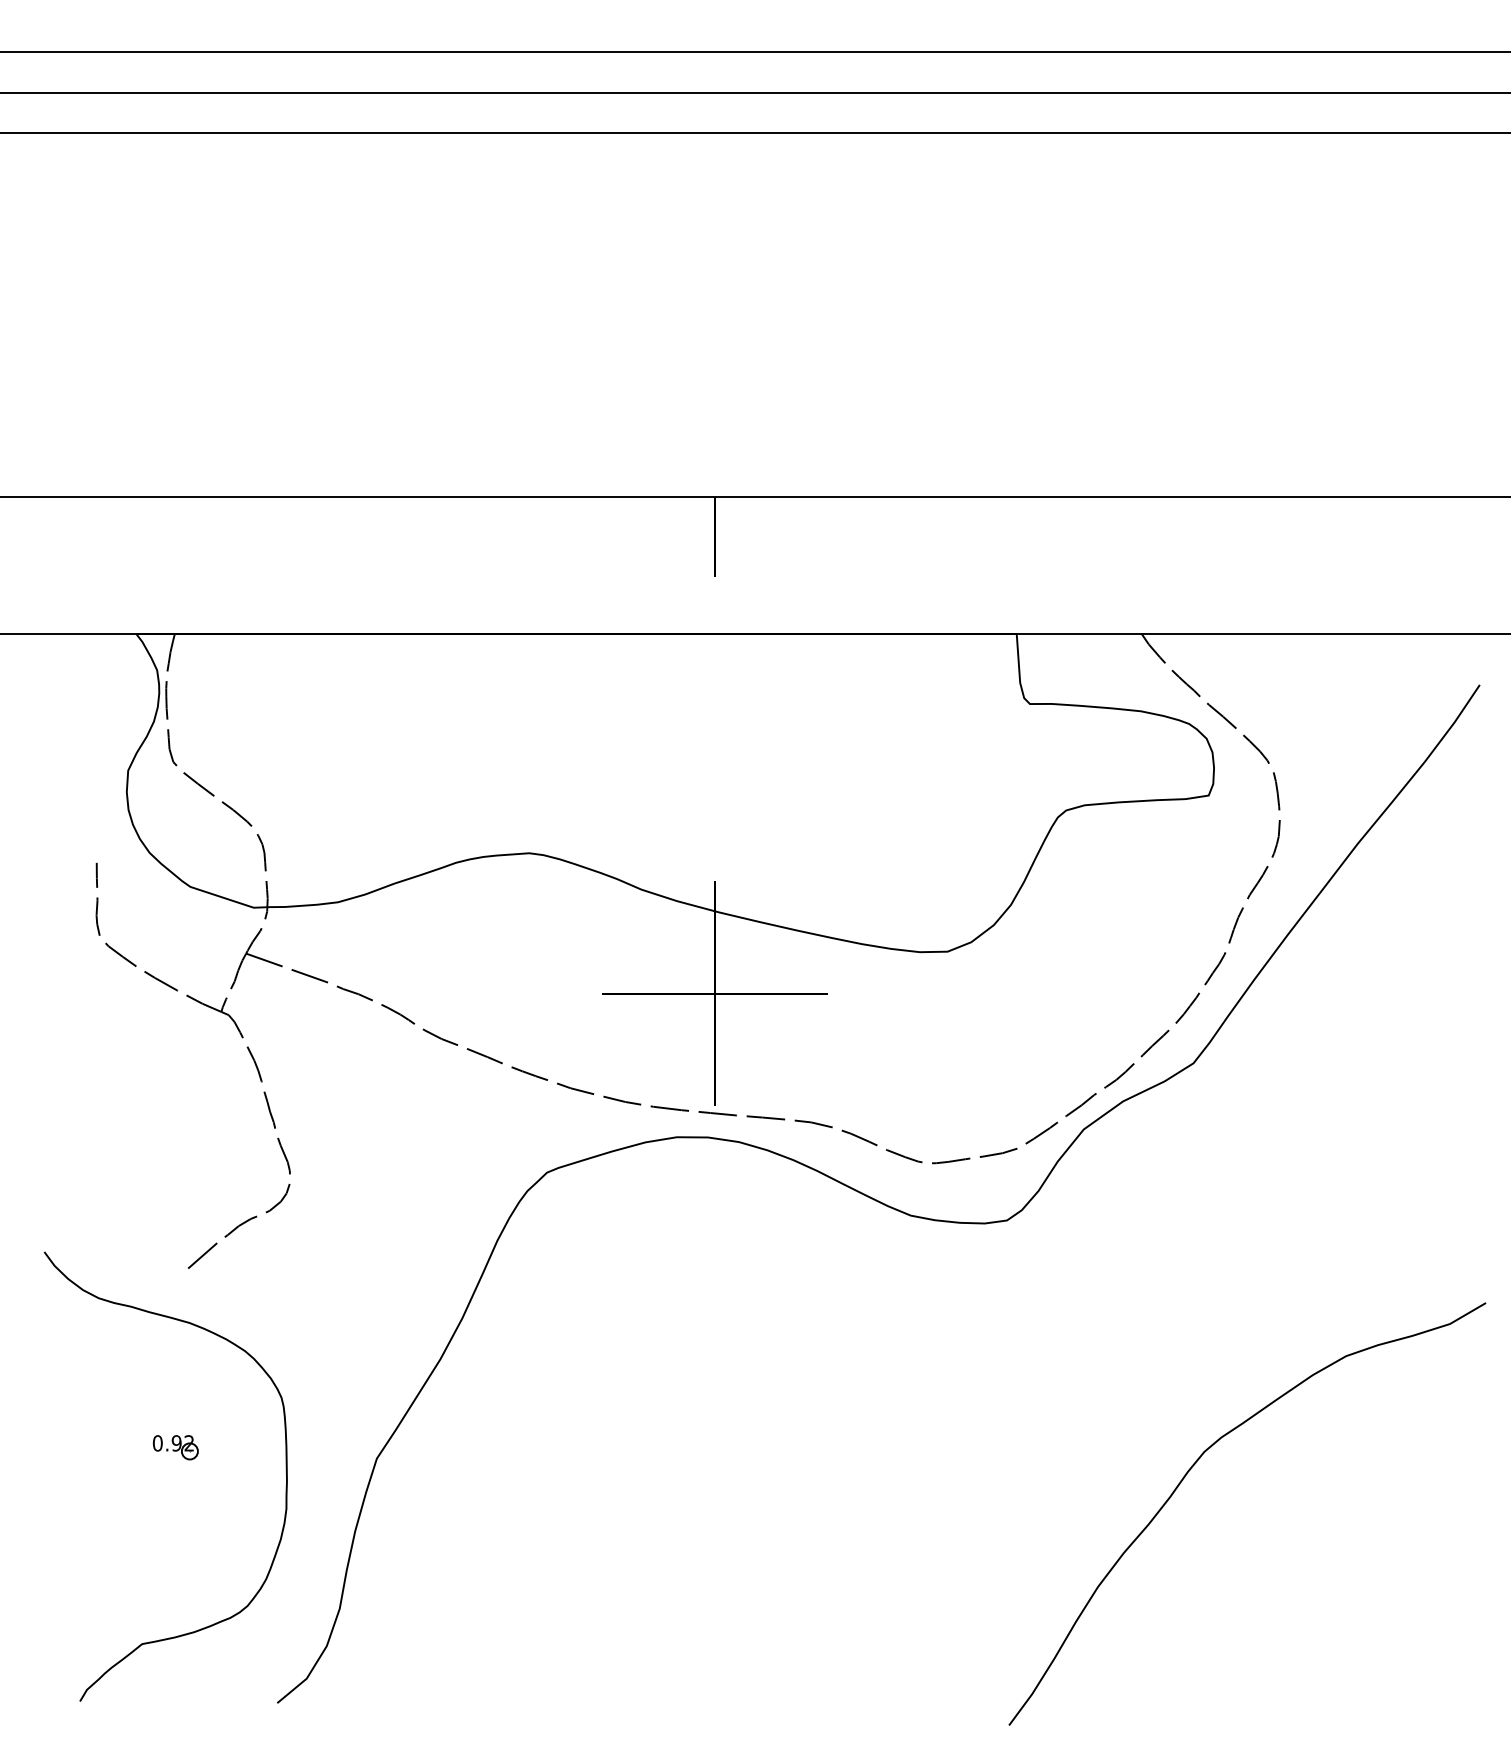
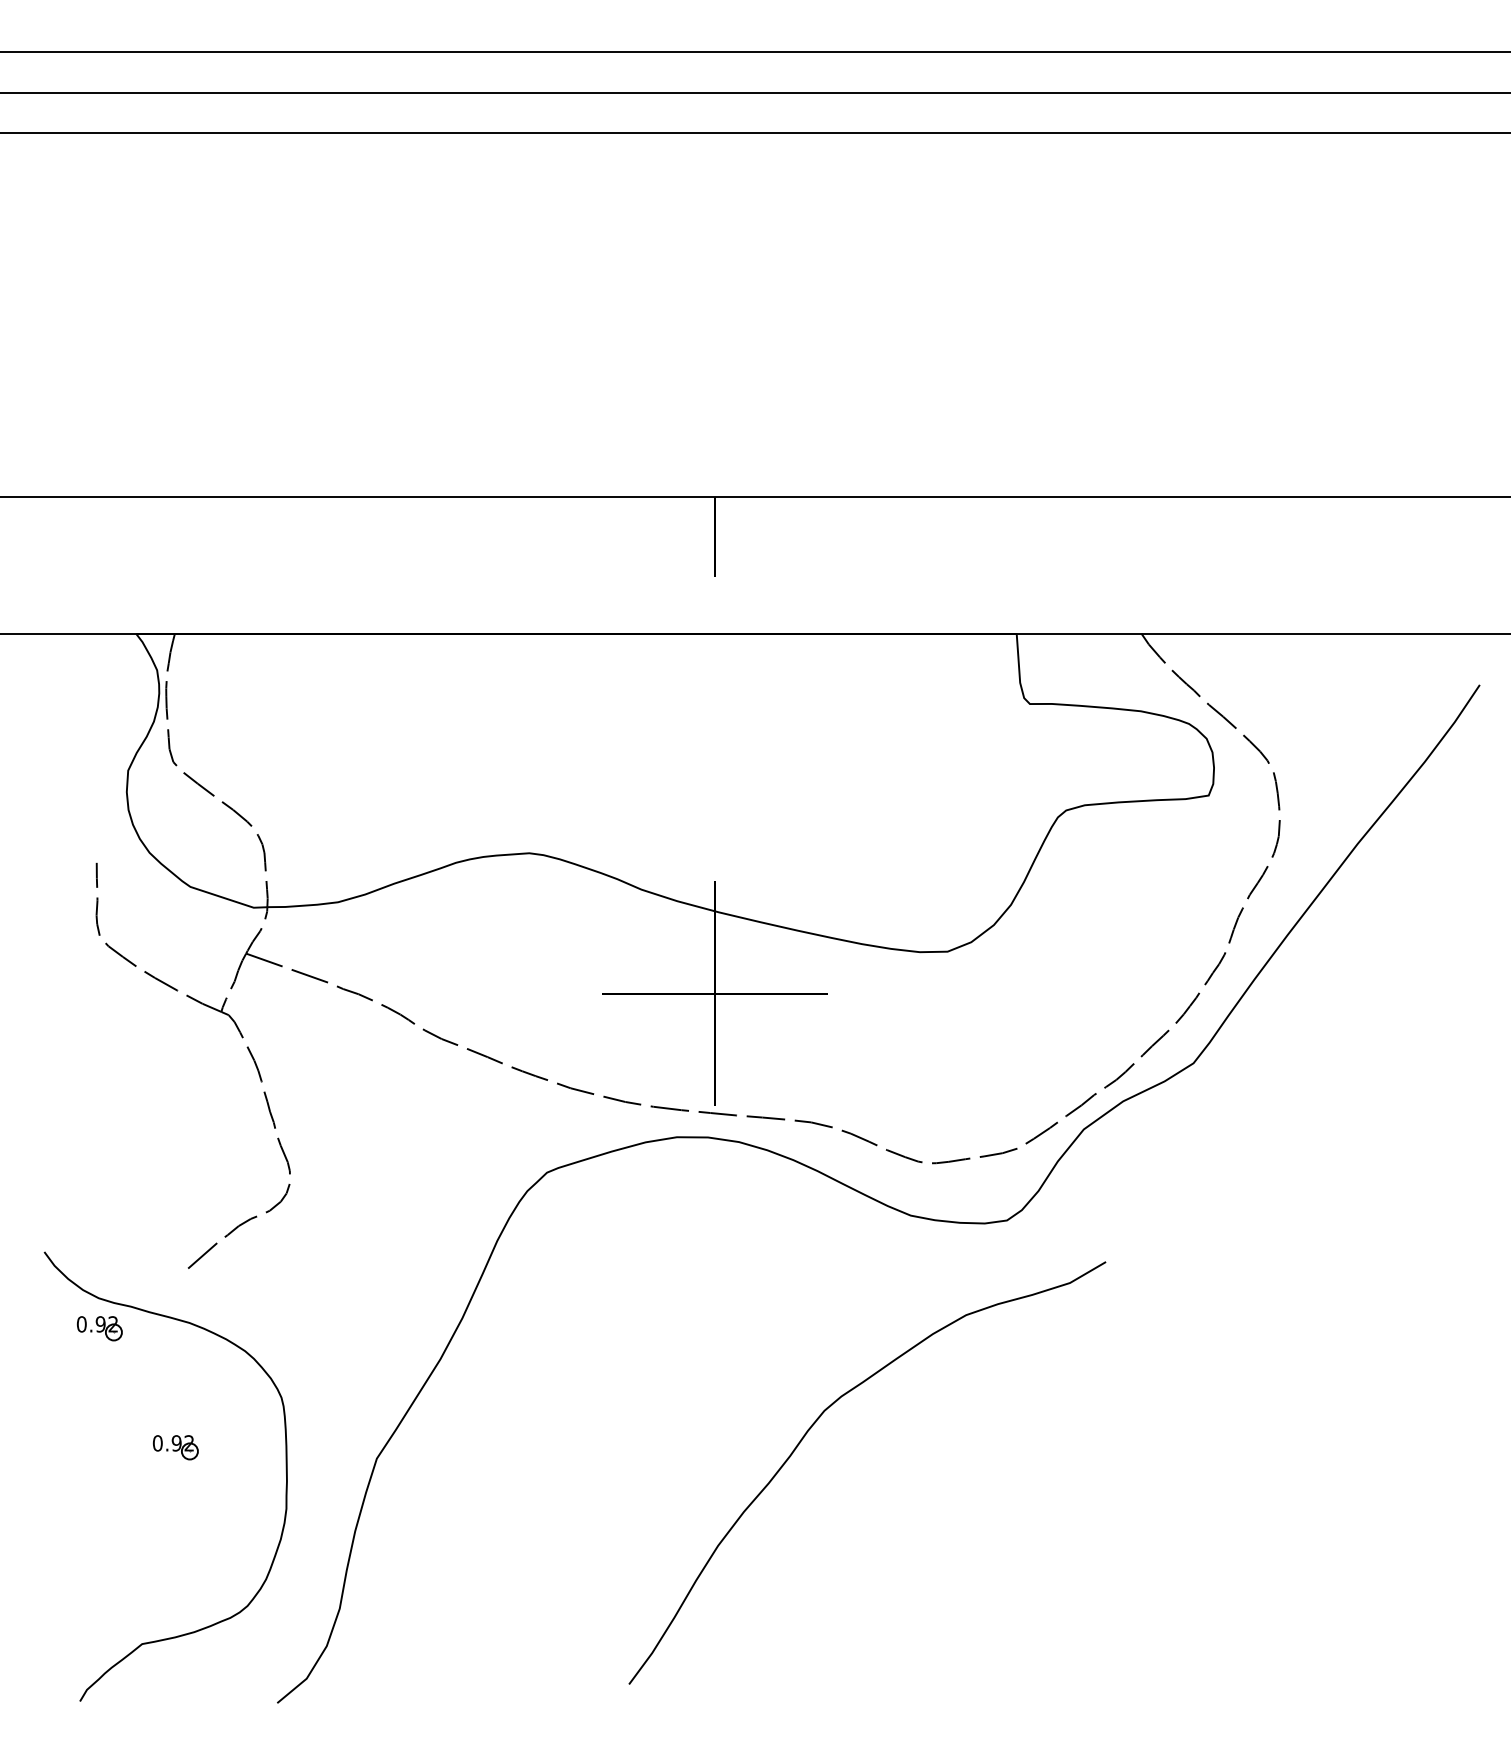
part: none -> present (99, 1328)
curve position: (1191, 1469) -> (811, 1428) (811, 1428)
